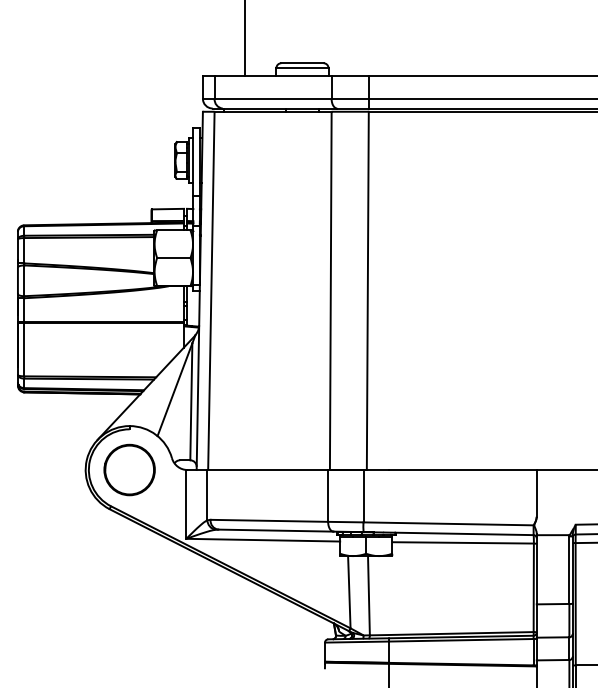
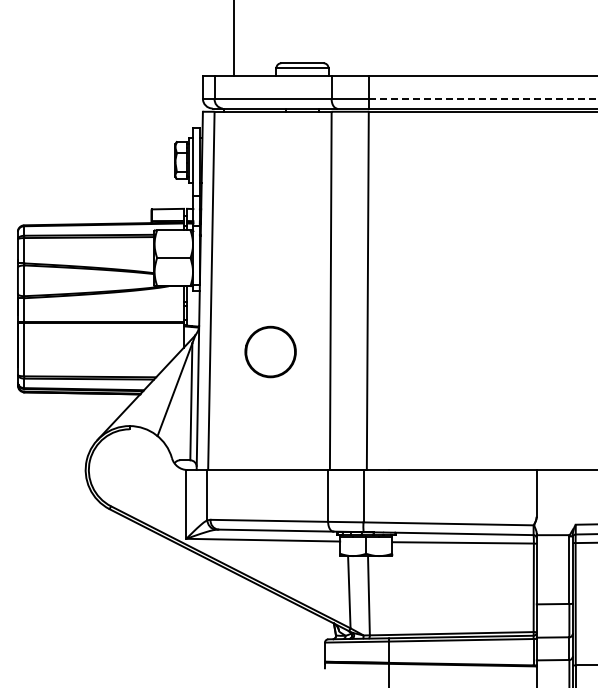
line position: (245, 38) -> (234, 38) (234, 38)
line: solid -> dashed (483, 98)
part position: (129, 469) -> (270, 351) (270, 351)
